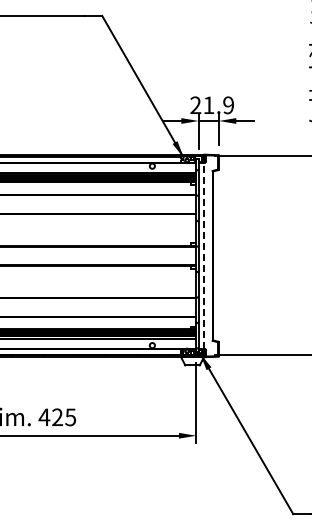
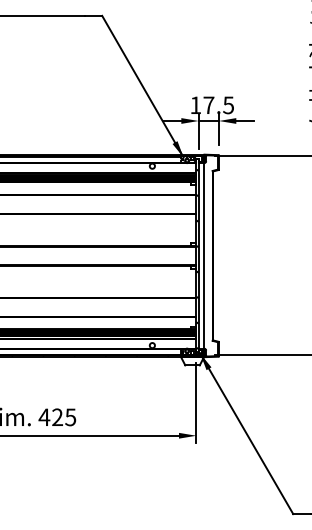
text: 21.9 -> 17.5 (211, 105)
line: dashed -> solid (204, 255)
